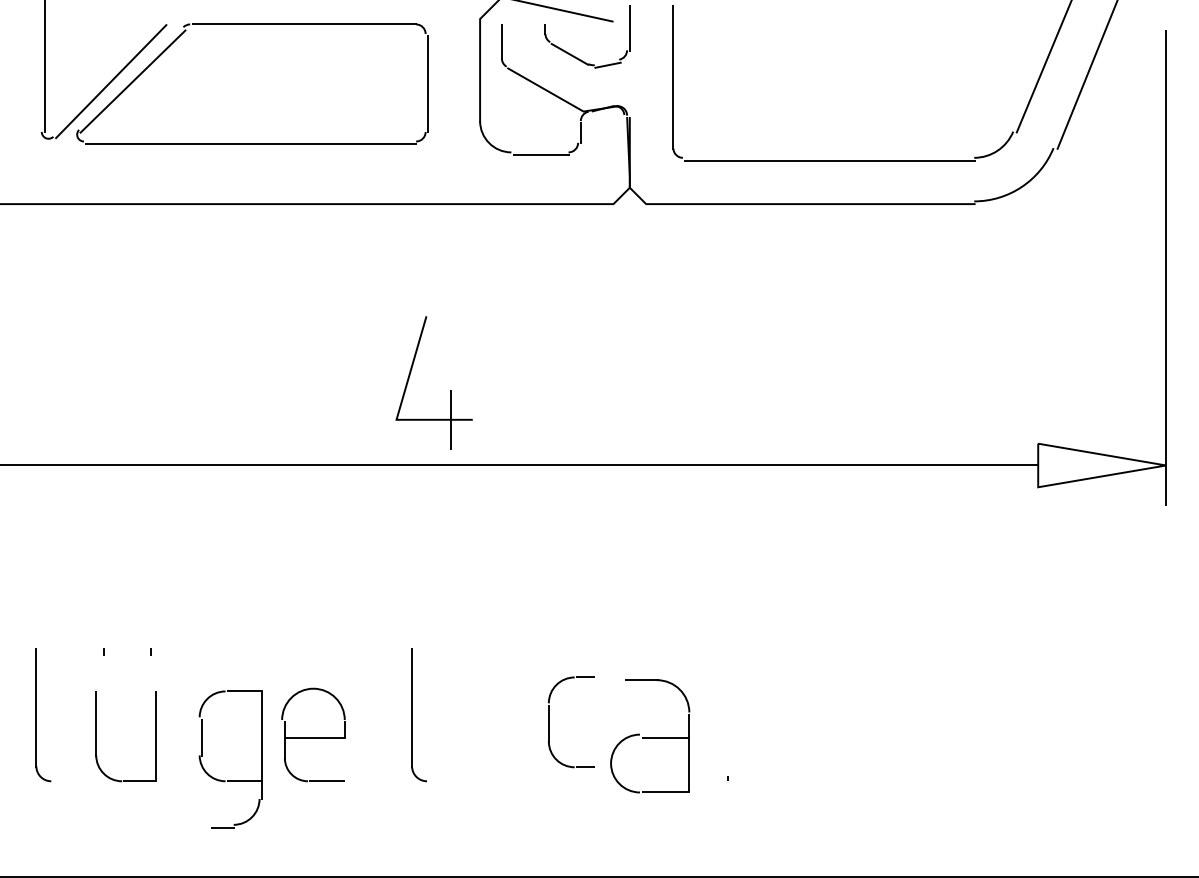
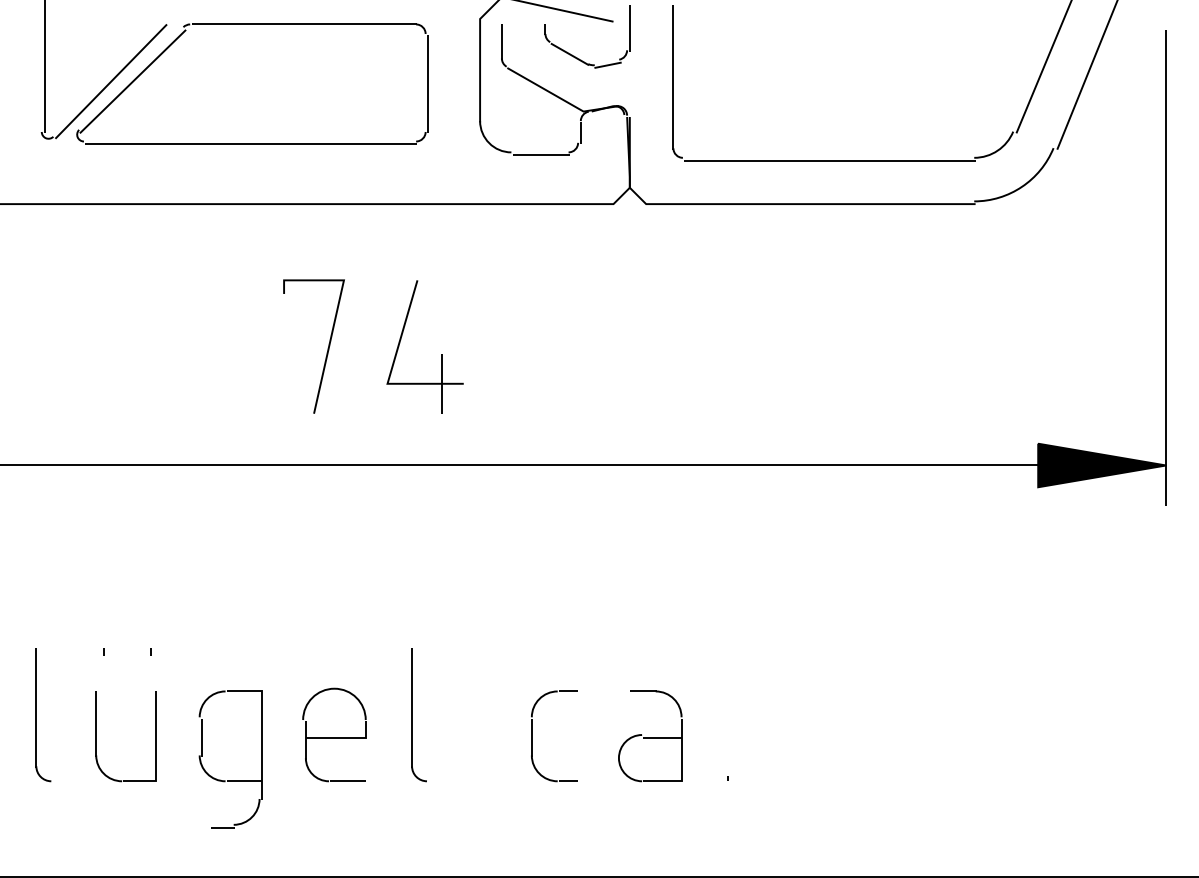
curve: none -> present (327, 348)
part position: (450, 390) -> (441, 354) (441, 354)
fill: none -> present (1102, 465)
part position: (549, 722) -> (532, 736) (532, 736)
part position: (313, 734) -> (334, 734) (334, 734)
part size: 81x115 px -> 65x93 px (650, 736)
